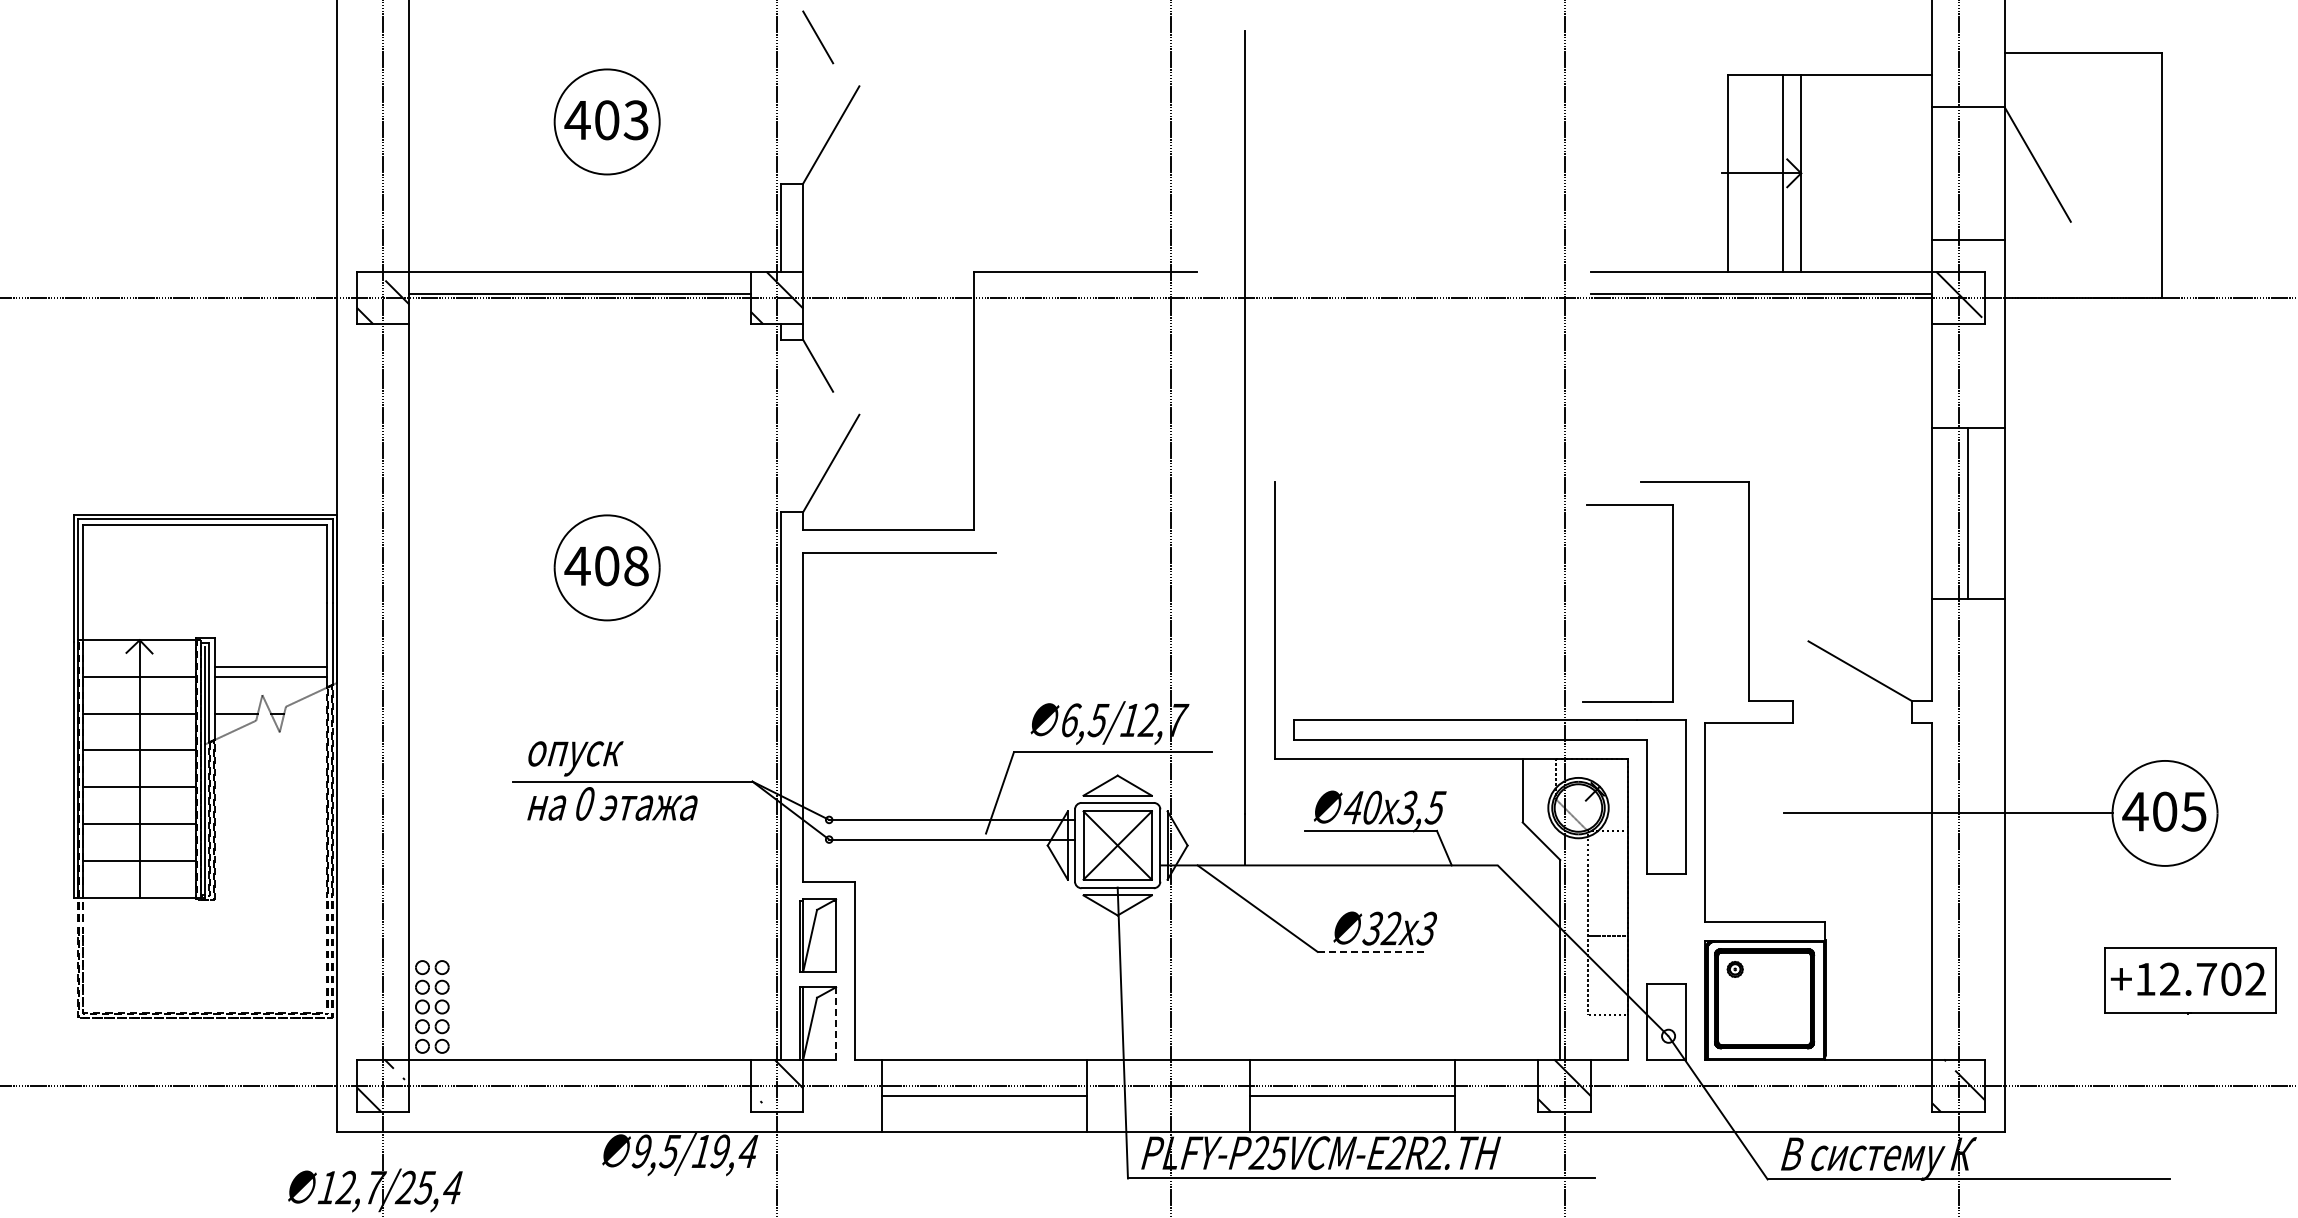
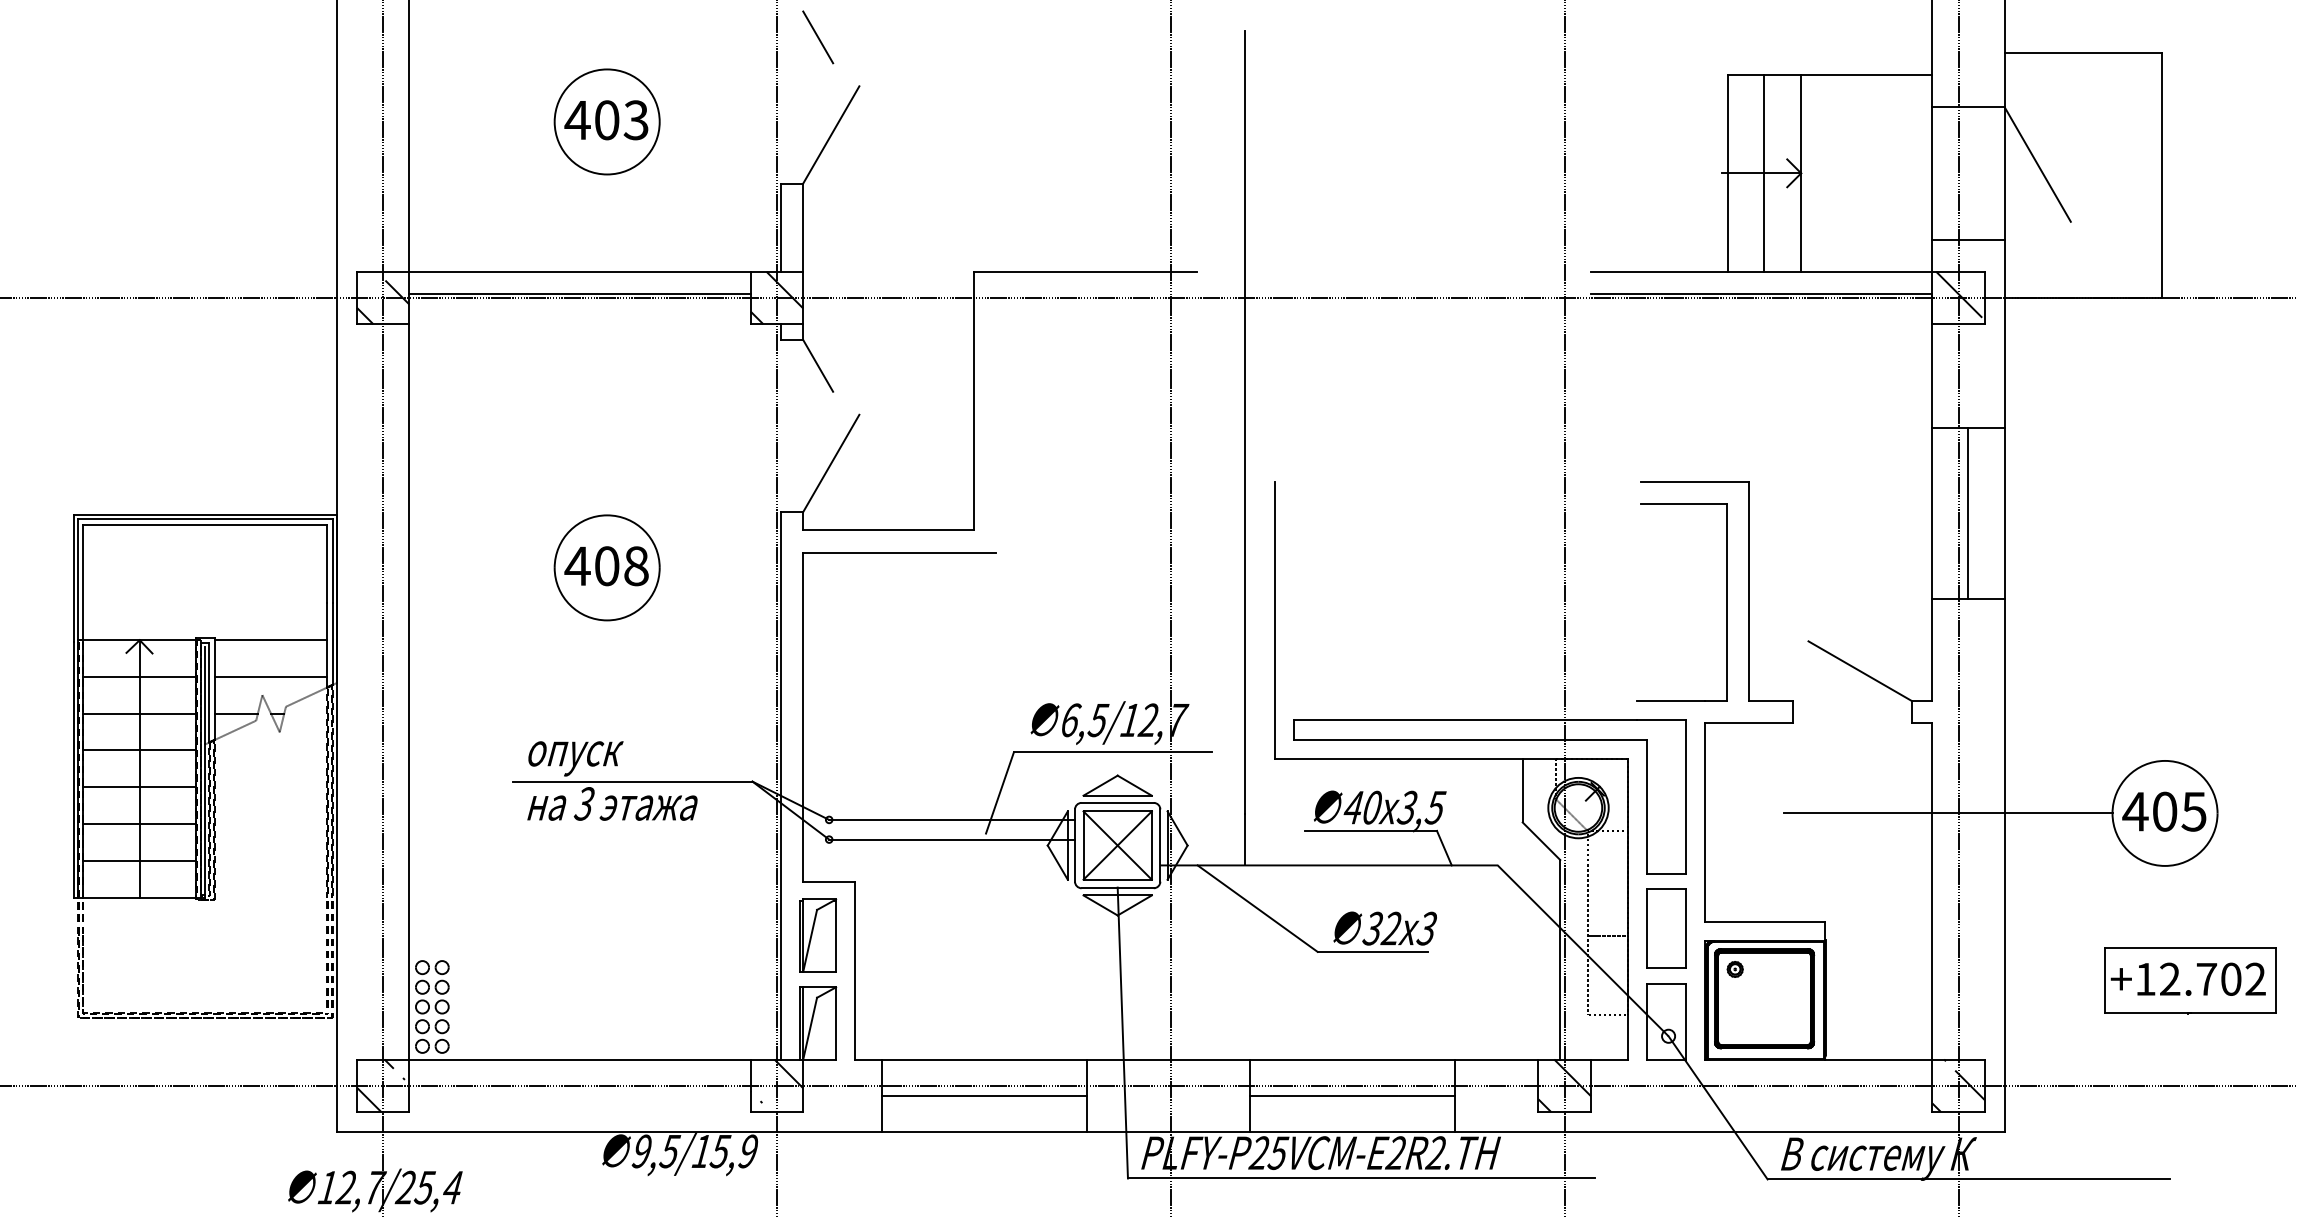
line position: (1783, 172) -> (1764, 172) (1764, 172)
part position: (1672, 603) -> (1726, 602) (1726, 602)
line position: (270, 667) -> (270, 640) (270, 640)
text: 0 -> 3 (583, 803)
part: none -> present (1666, 928)
line: dashed -> solid (1373, 951)
line: dashed -> solid (836, 1023)
text: 9,5/19,4 -> 9,5/15,9 (733, 1151)
